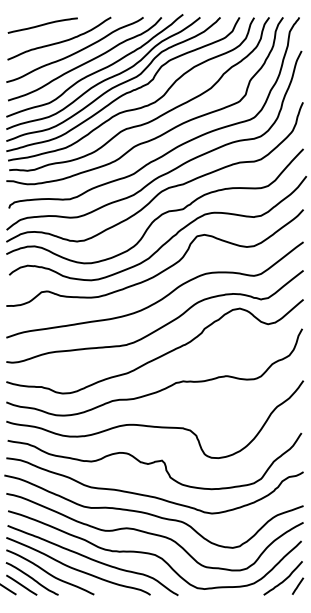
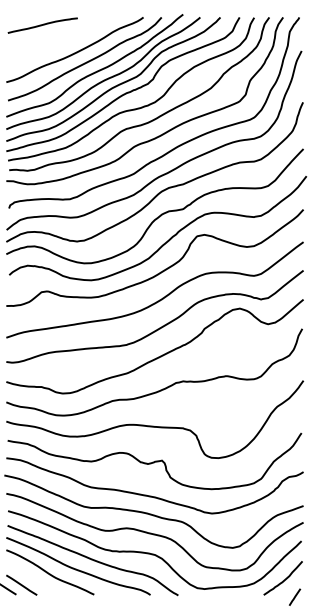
curve: present -> none (59, 41)
curve: present -> none (31, 578)
line position: (297, 585) -> (294, 596) (294, 596)
